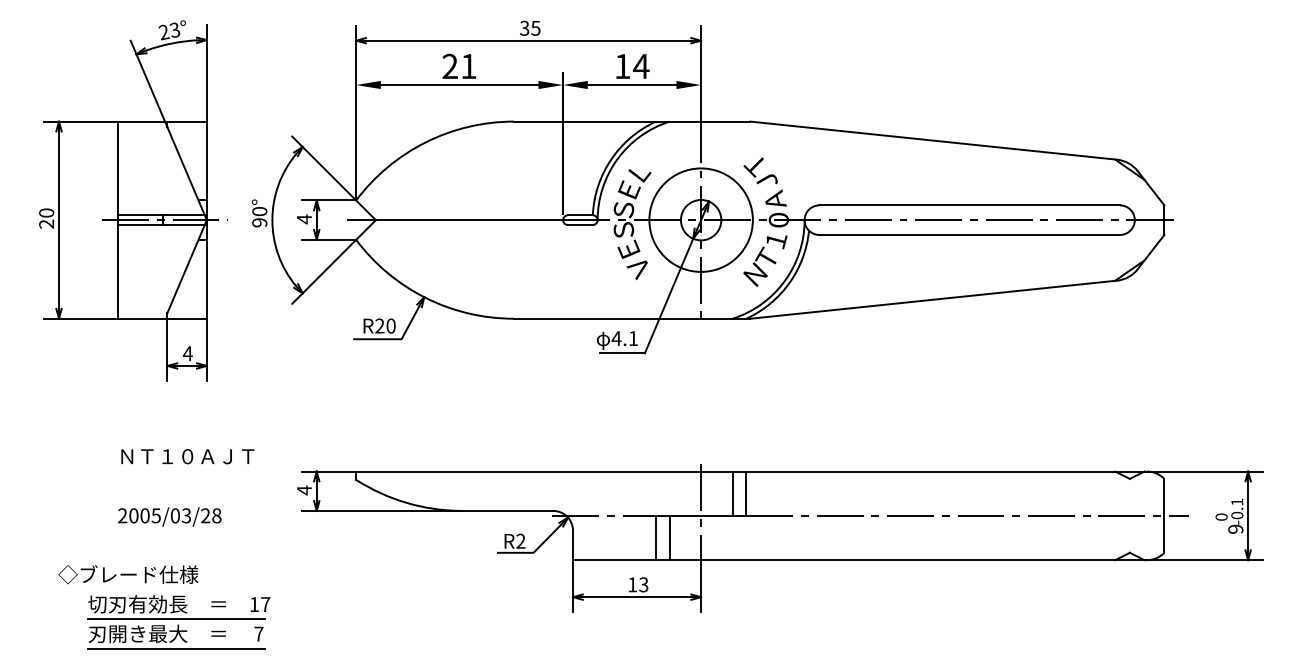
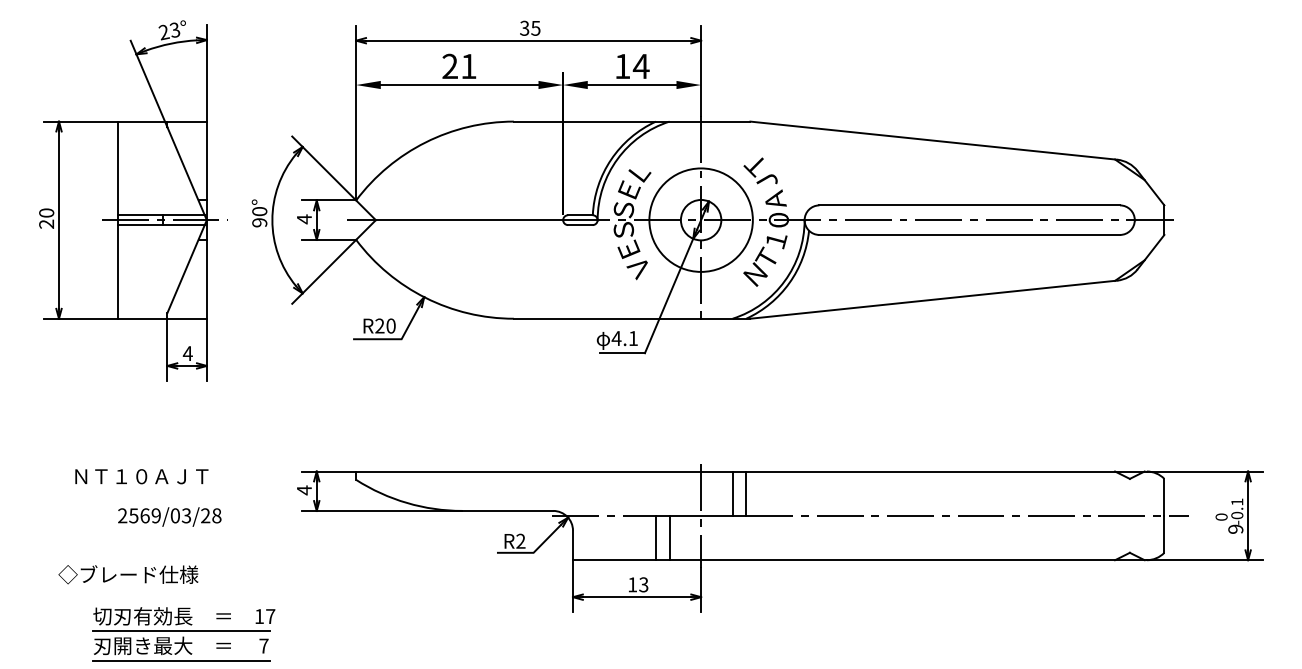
text position: (187, 456) -> (141, 476) (141, 476)
text: 2005/03/28 -> 2569/03/28 (144, 515)
part position: (178, 622) -> (183, 634) (183, 634)
